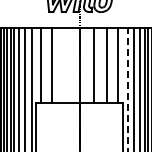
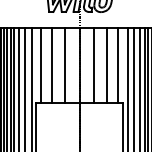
line: none -> present (64, 64)
line: dashed -> solid (127, 89)
